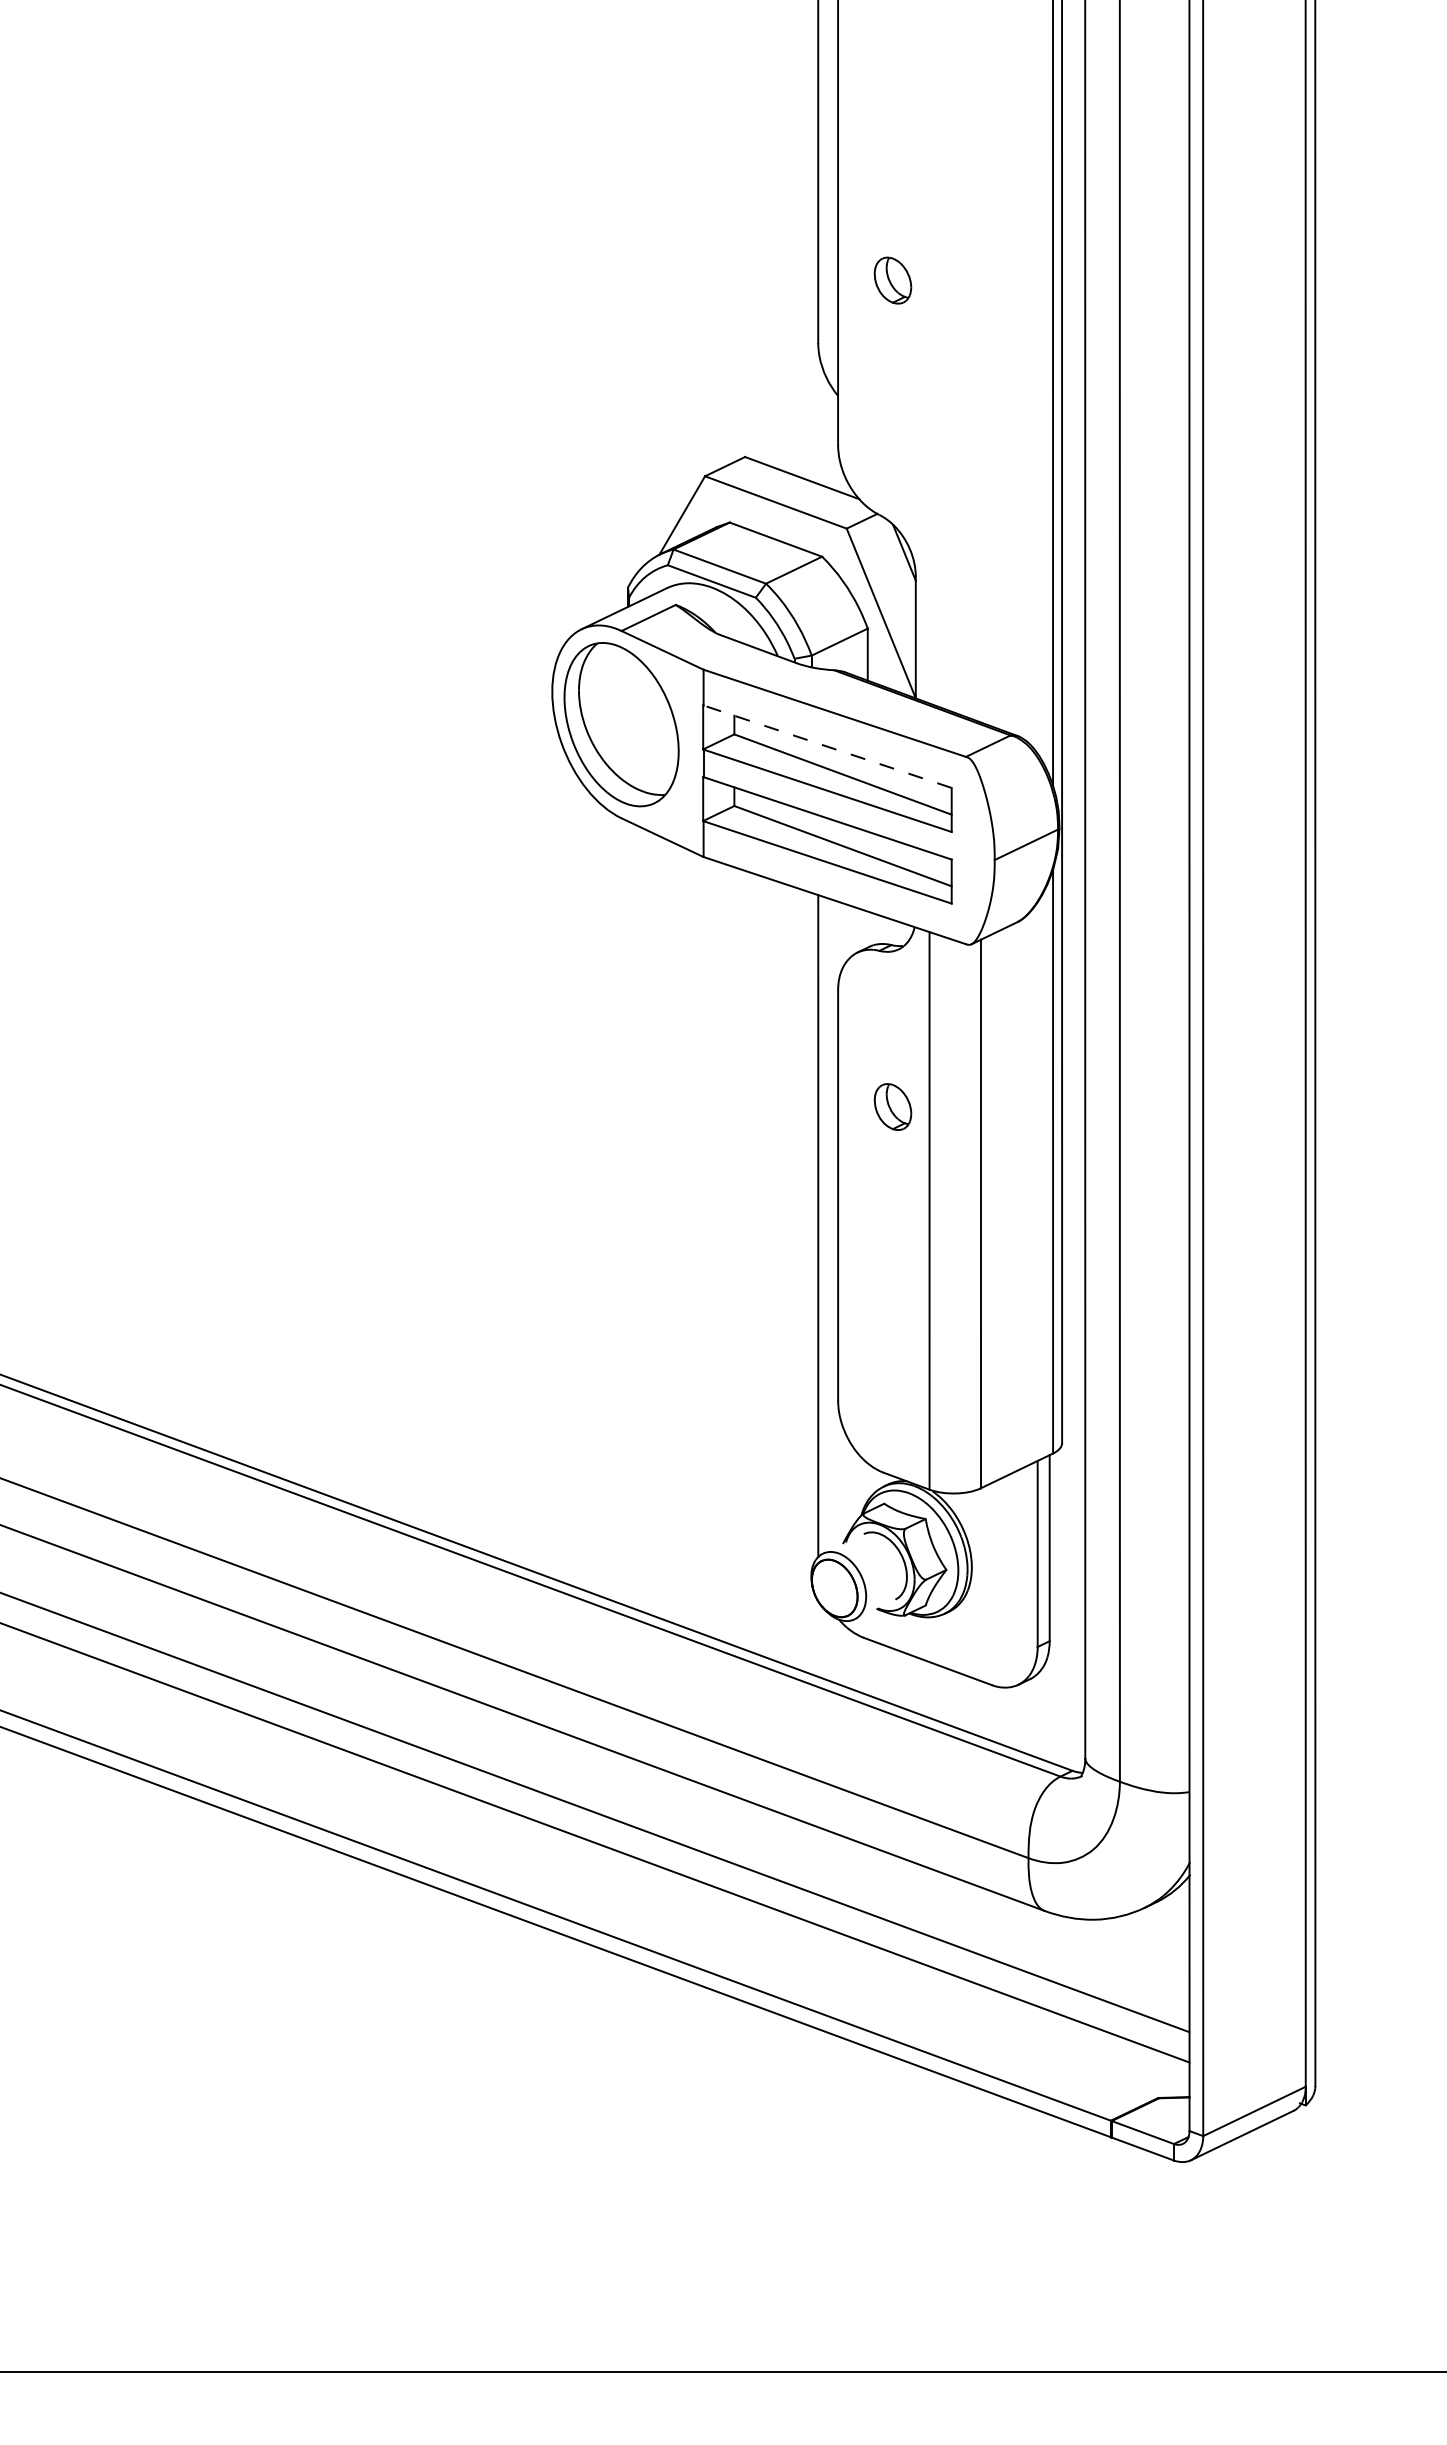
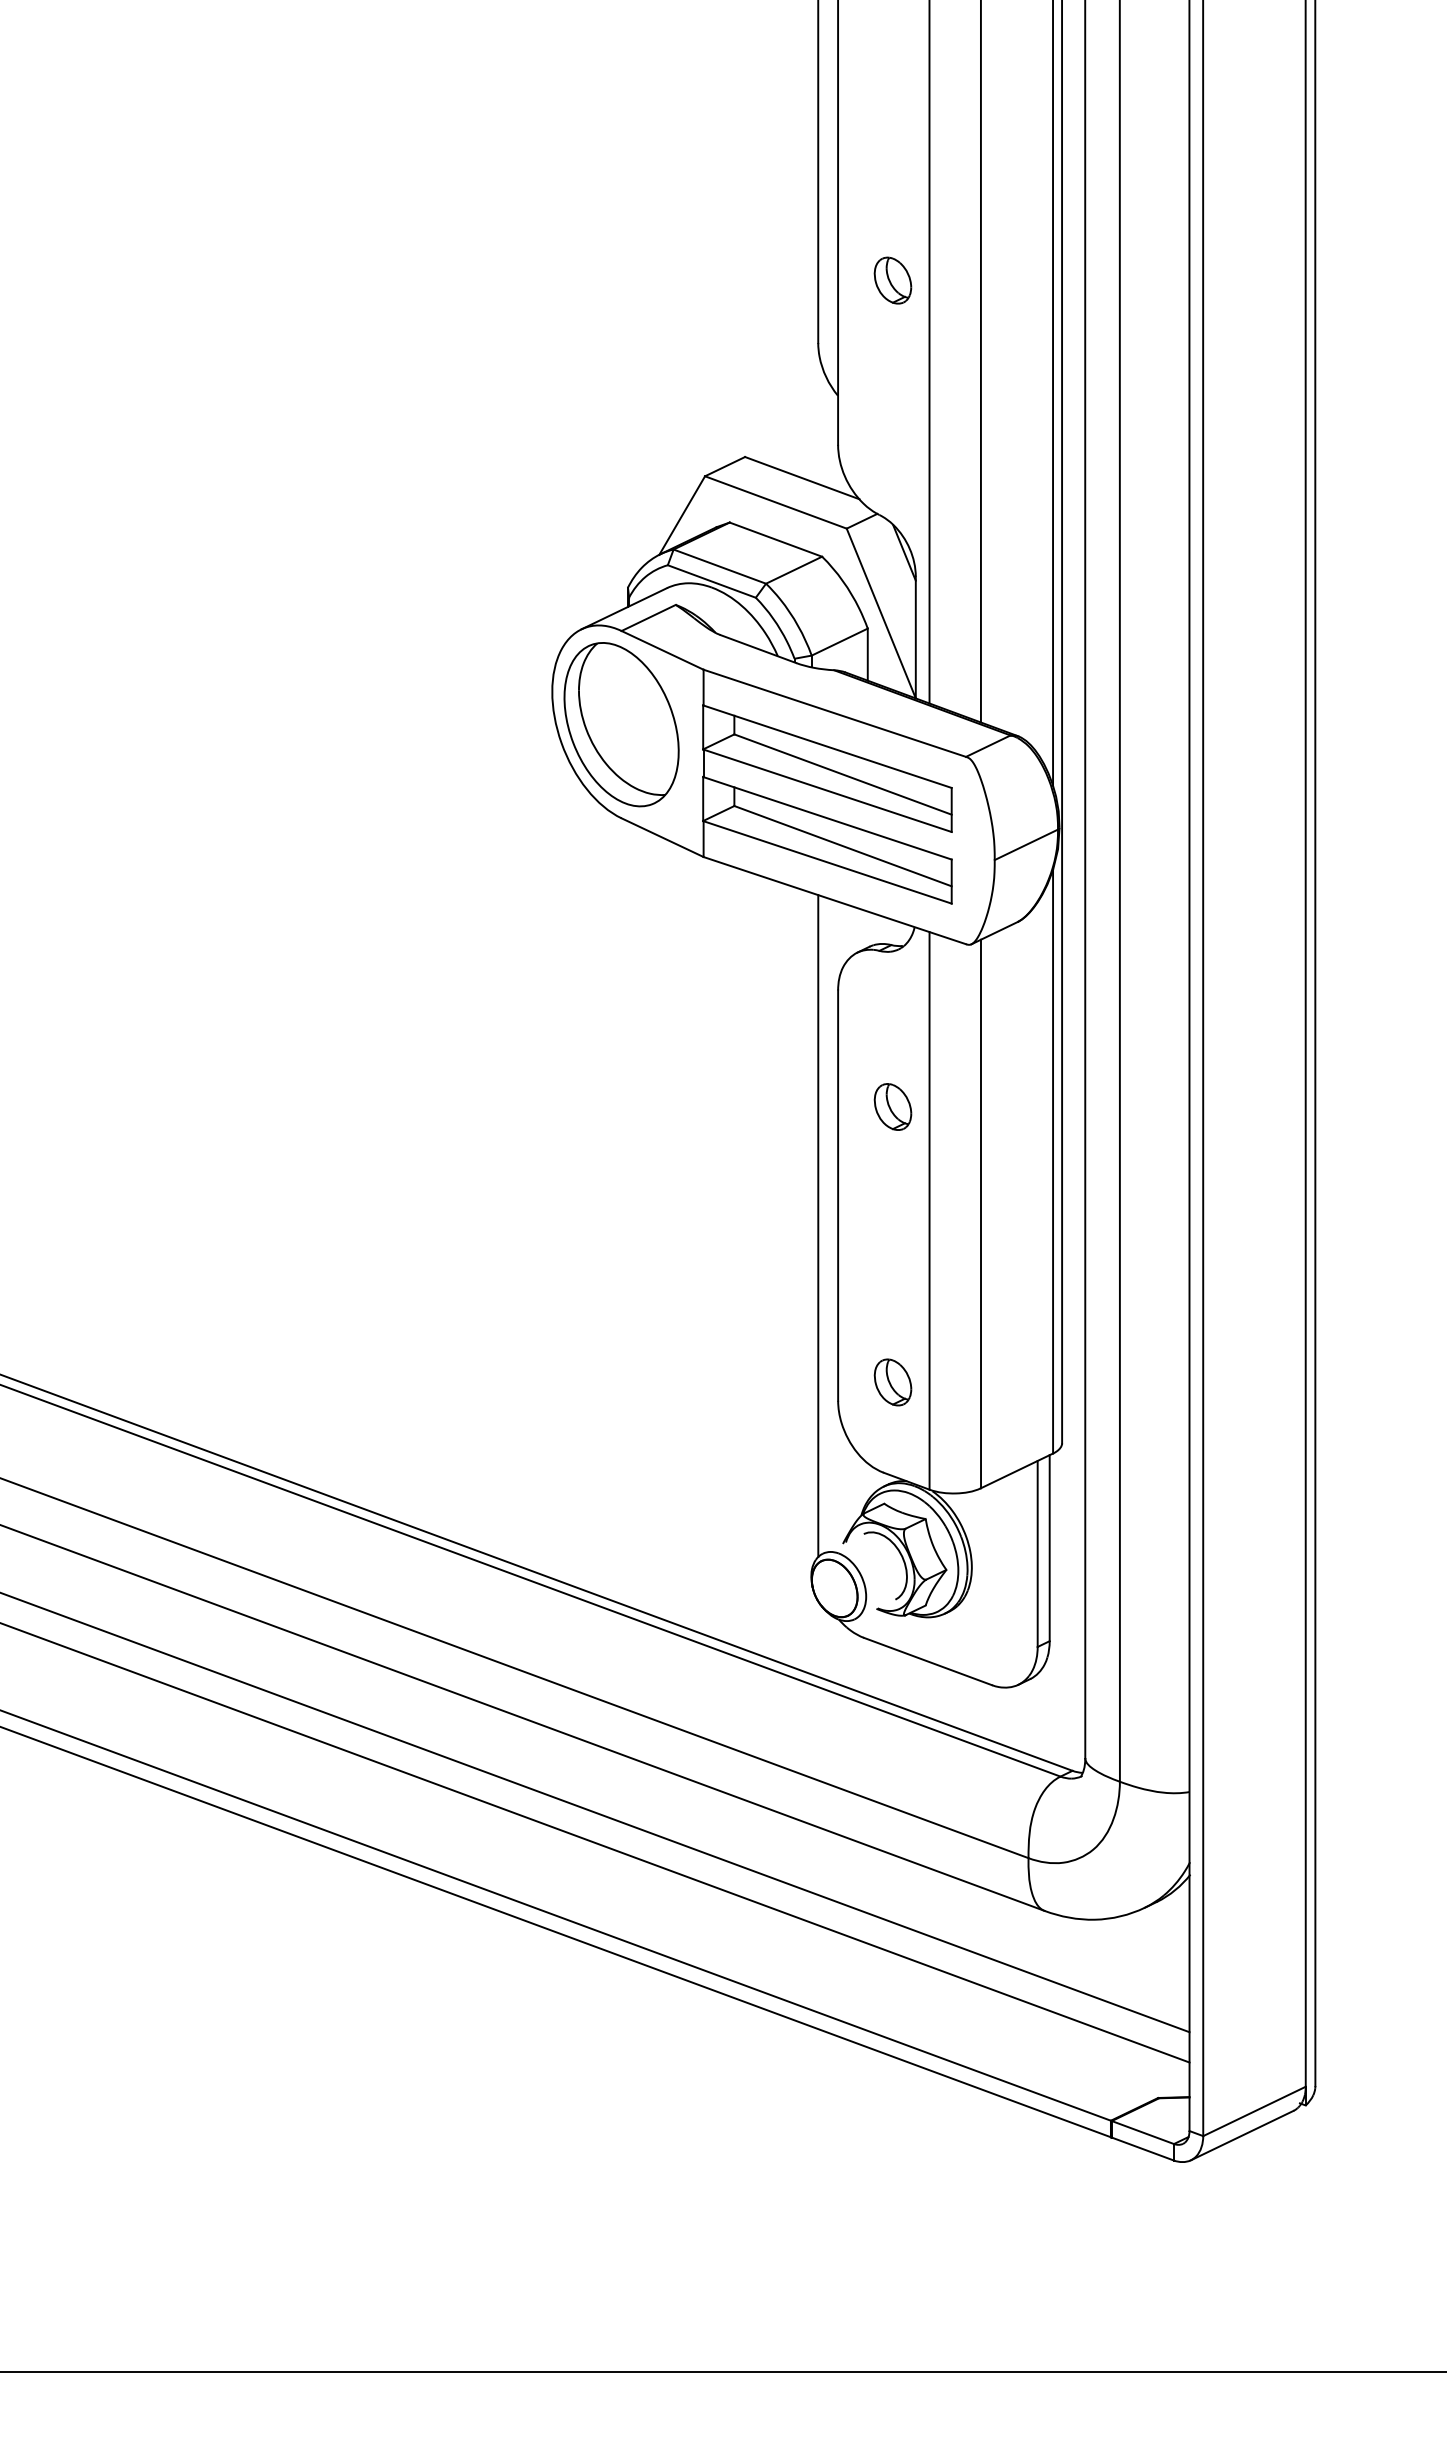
line: none -> present (929, 352)
line: none -> present (980, 362)
line: dashed -> solid (827, 746)
part: none -> present (892, 1382)
